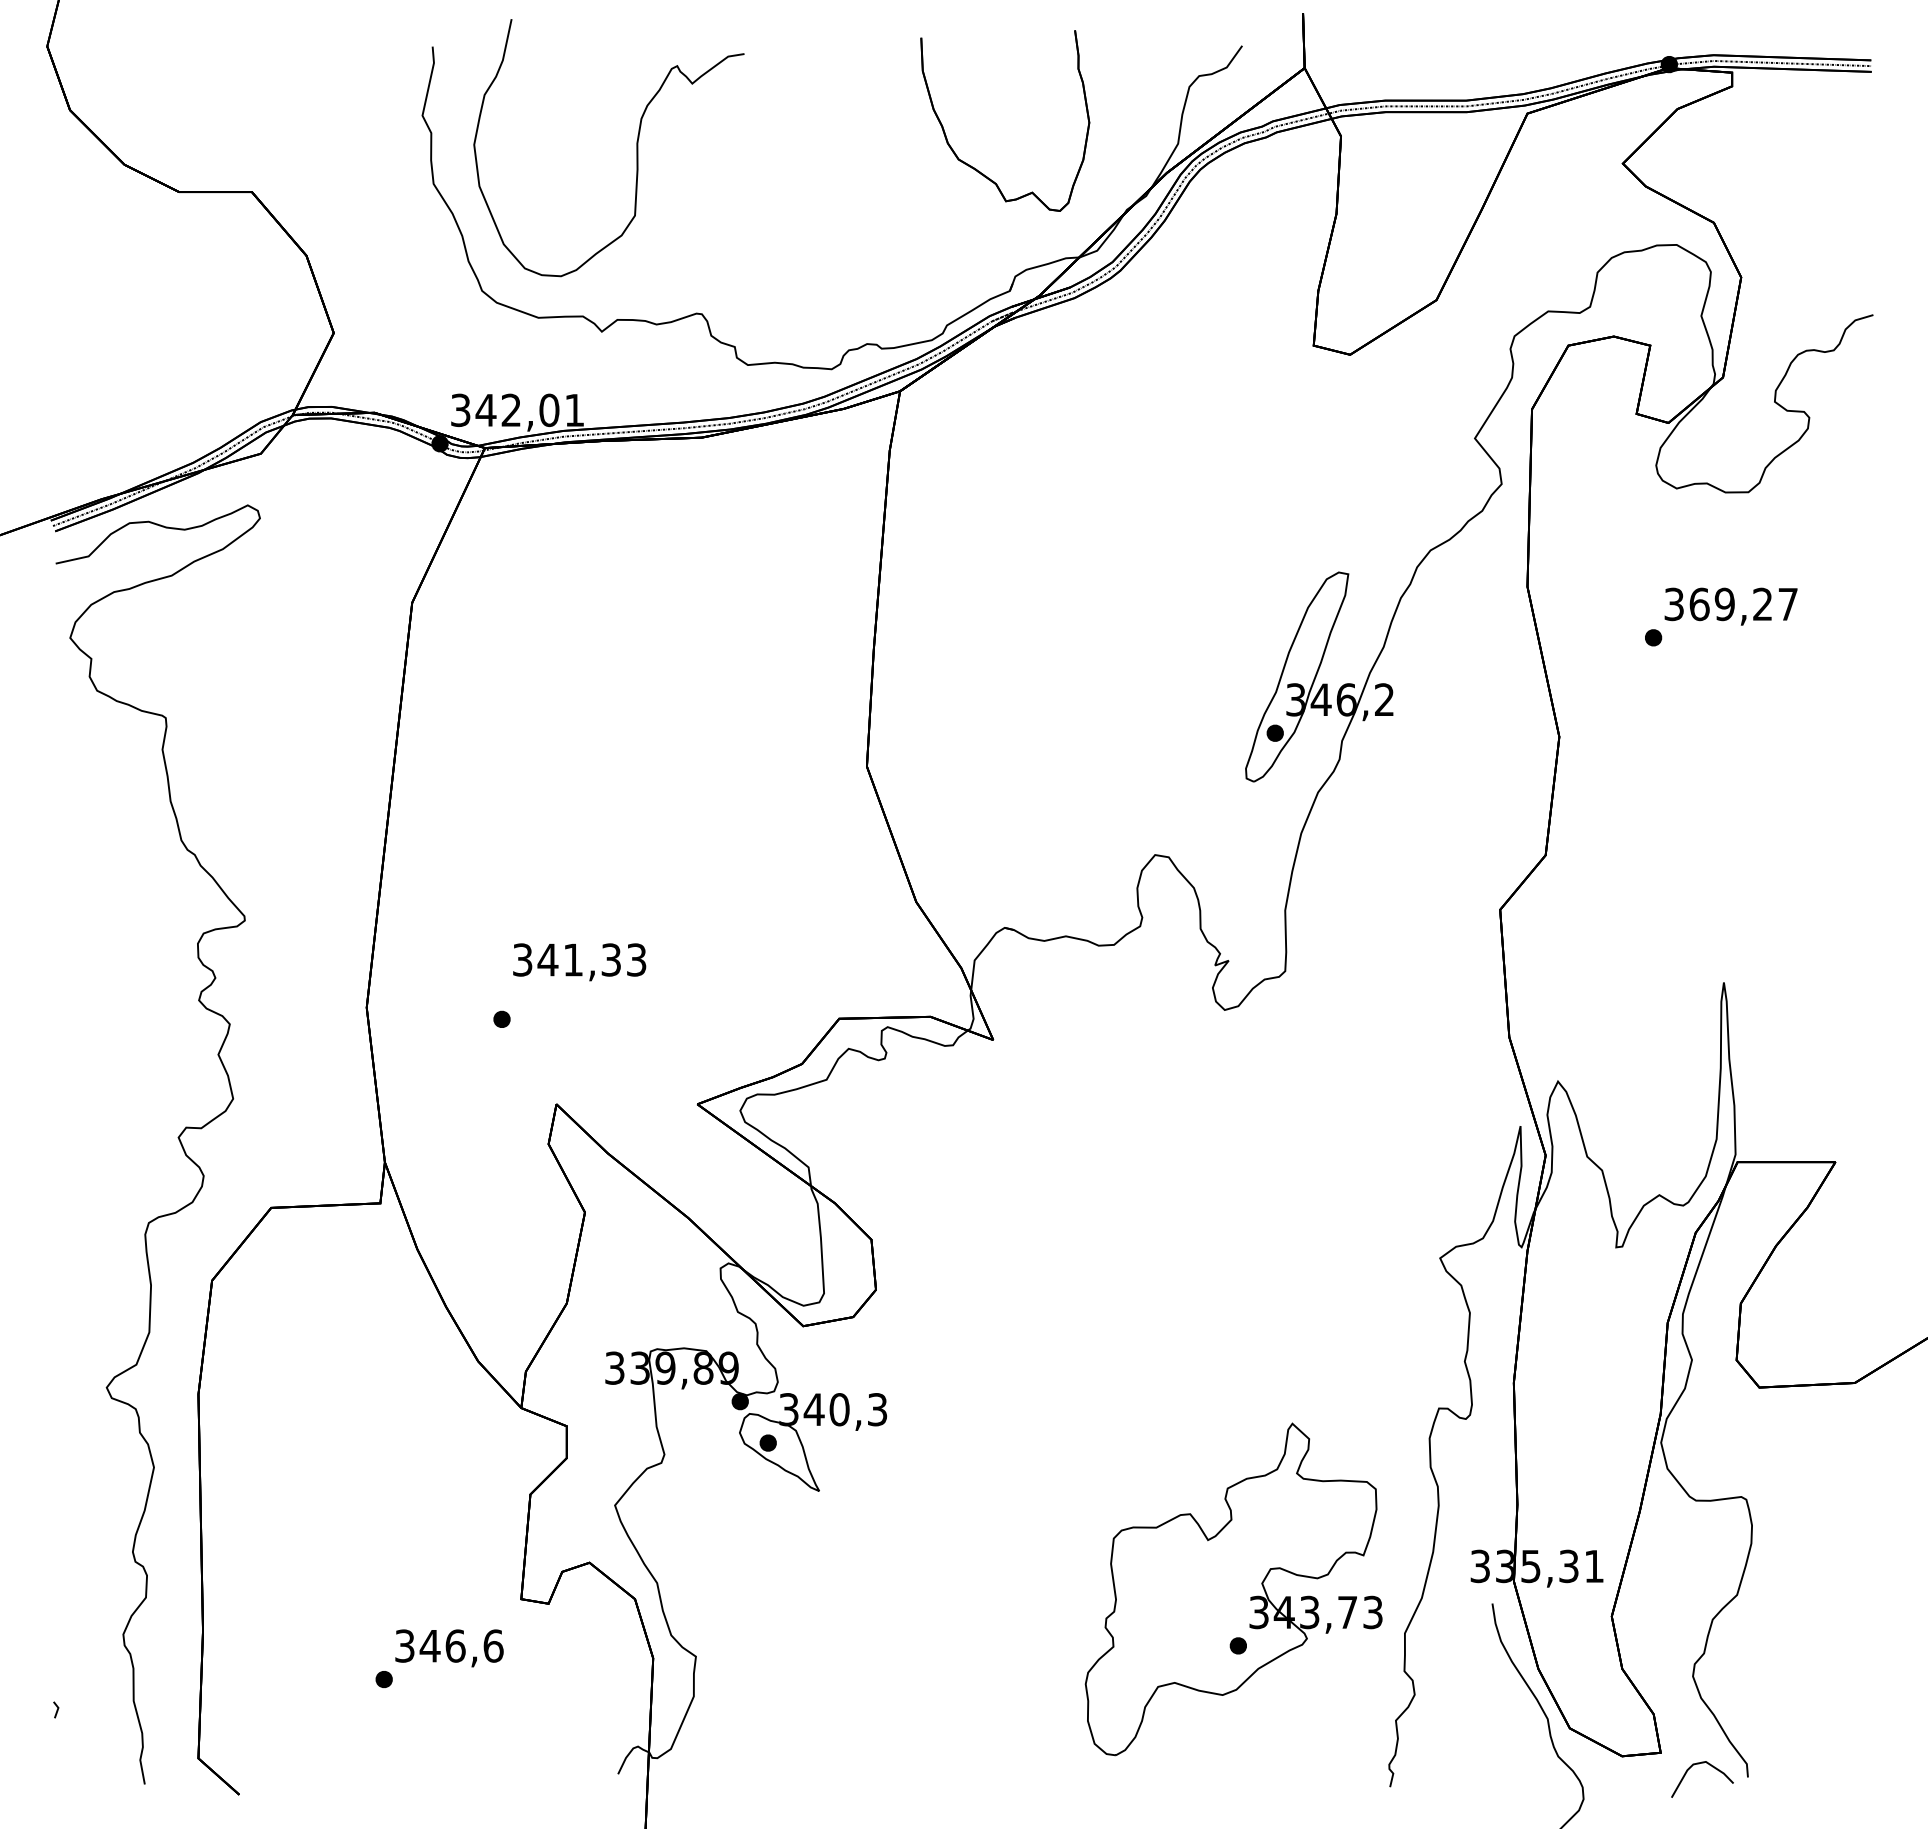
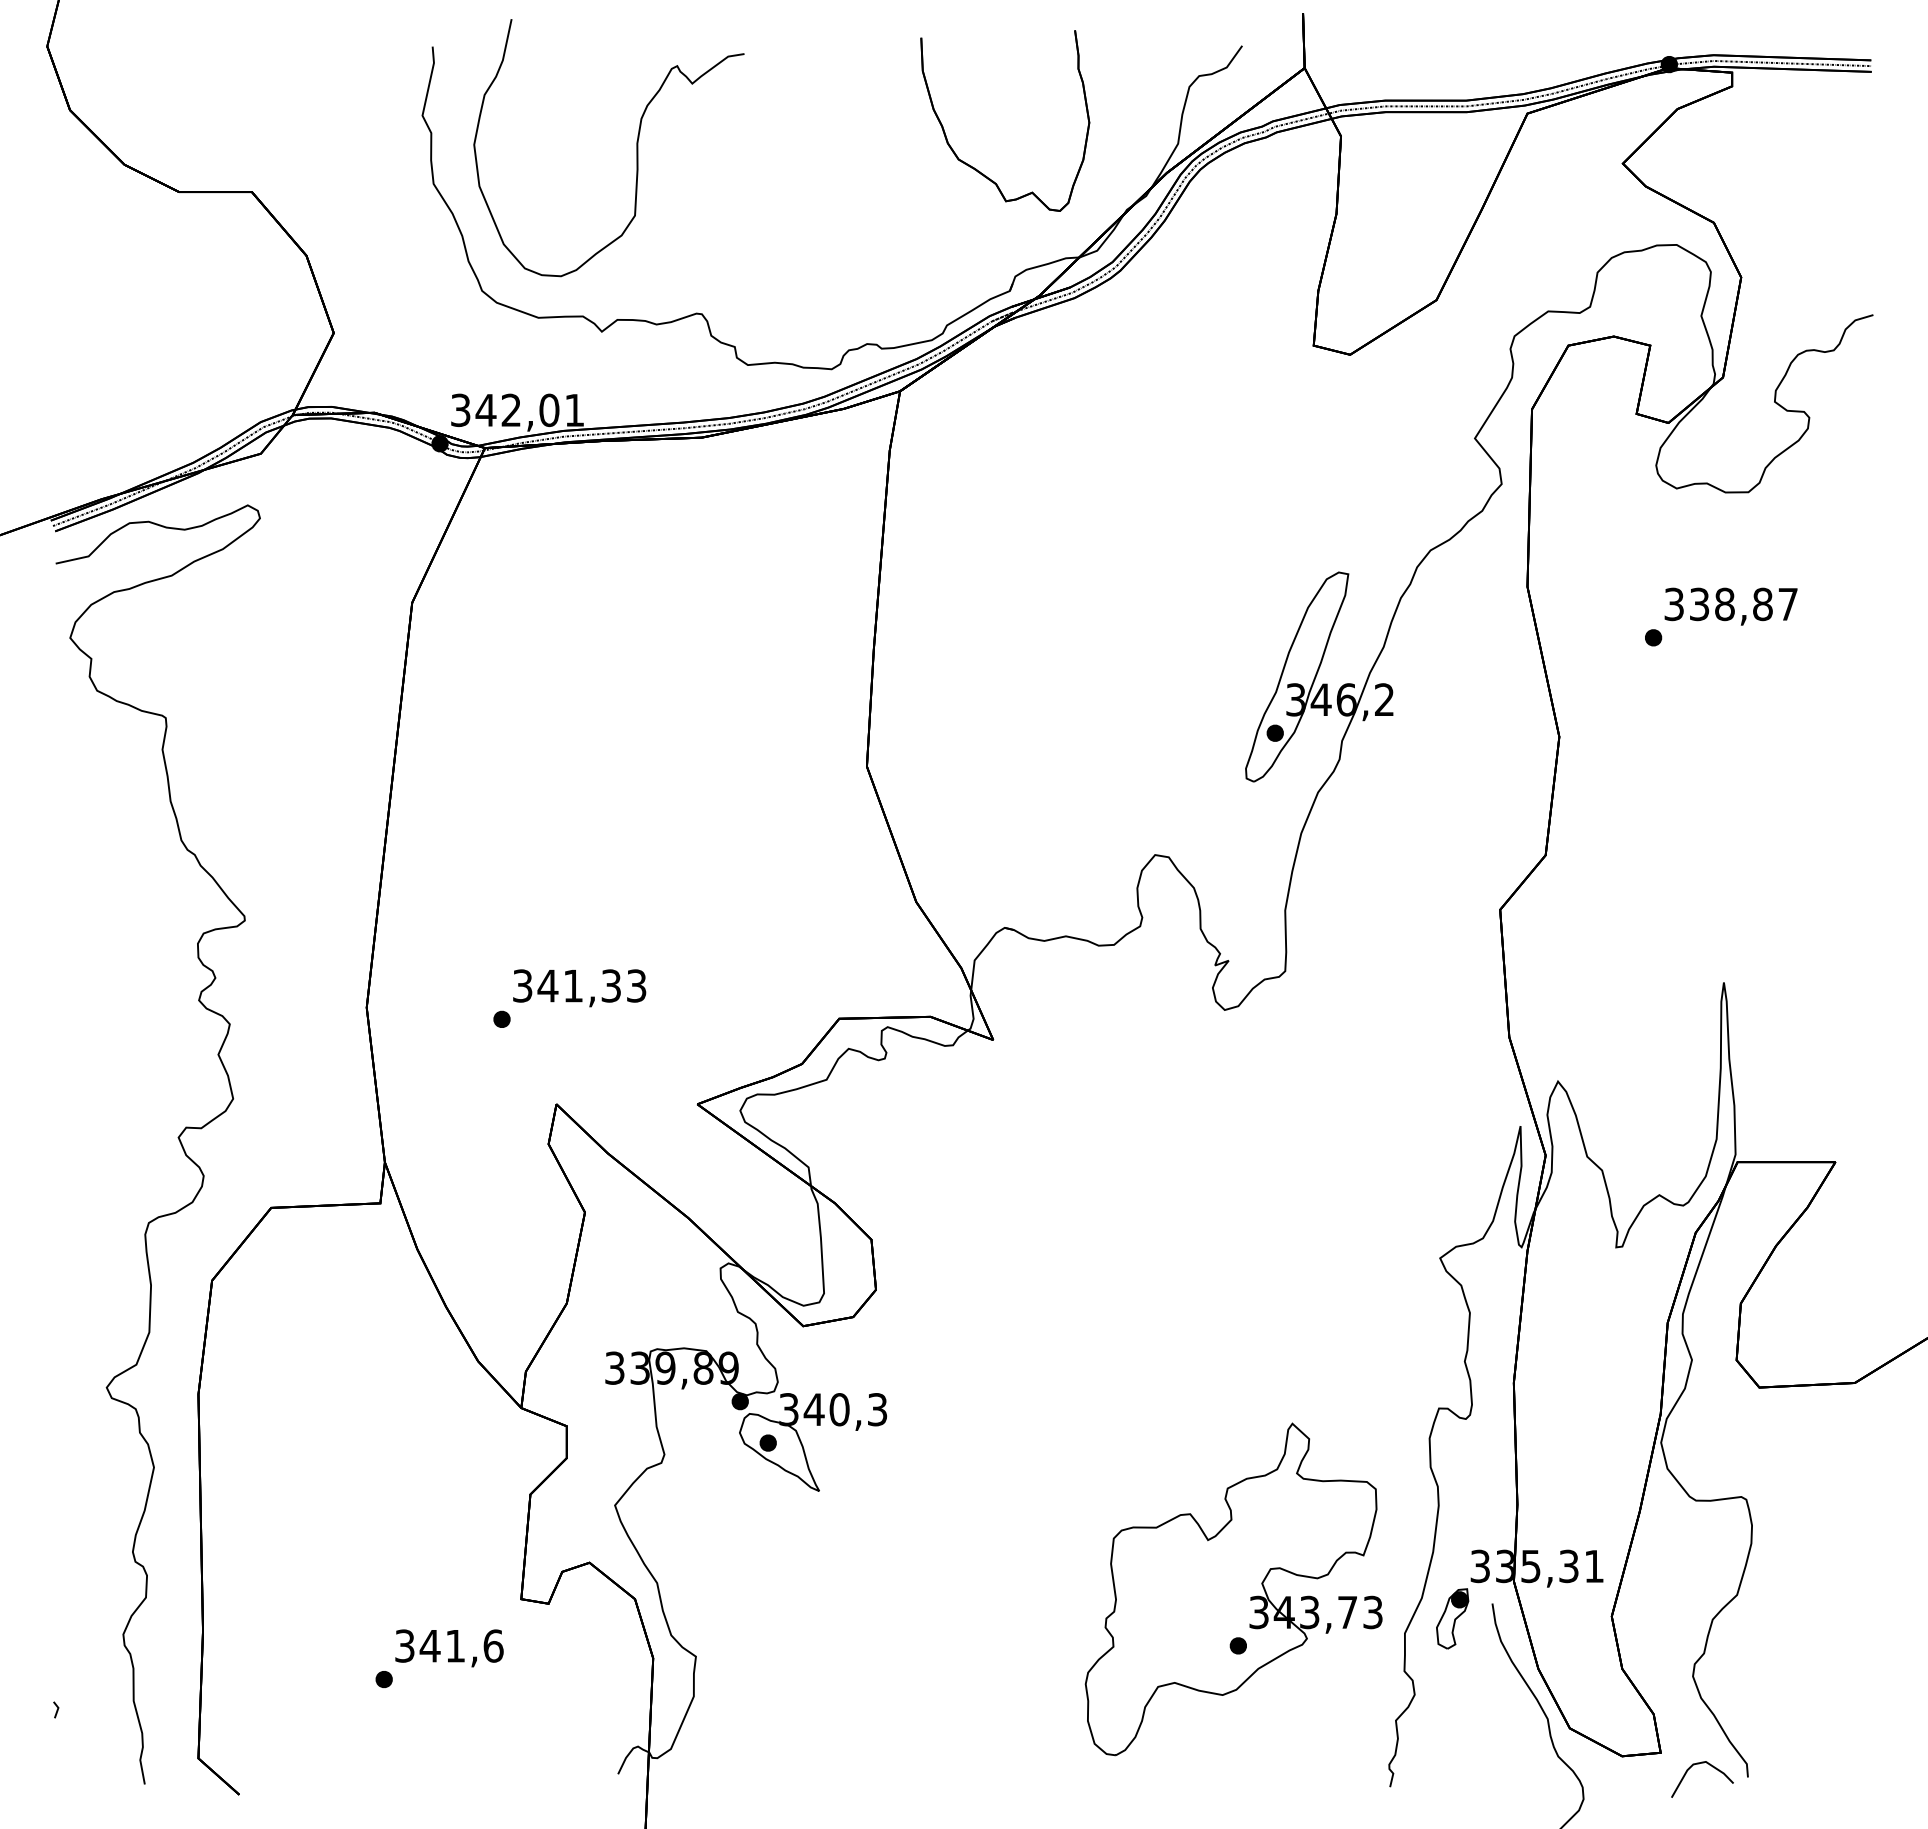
text: 369,27 -> 338,87 (1730, 604)
text position: (579, 962) -> (579, 988) (579, 988)
part: none -> present (1452, 1618)
text: 346,6 -> 341,6 (455, 1645)
